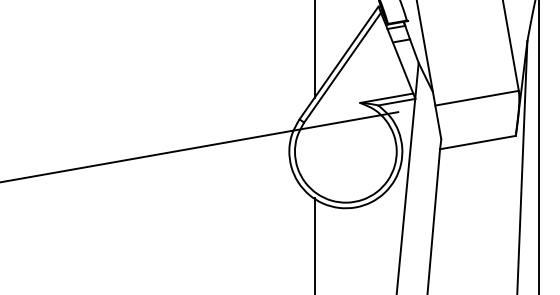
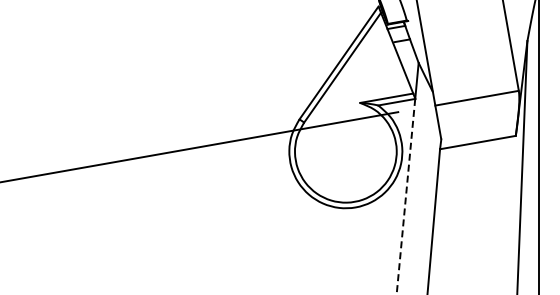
line: present -> none (314, 49)
line: solid -> dashed (405, 197)
line: present -> none (314, 244)
